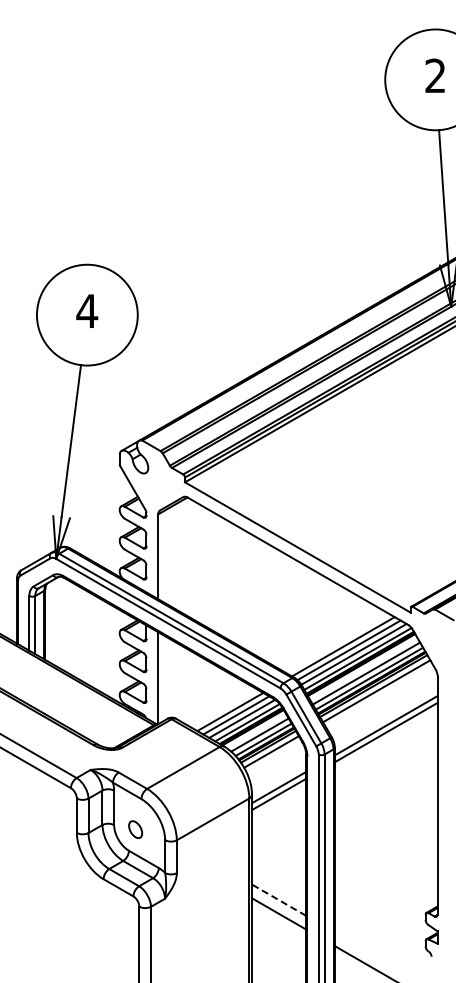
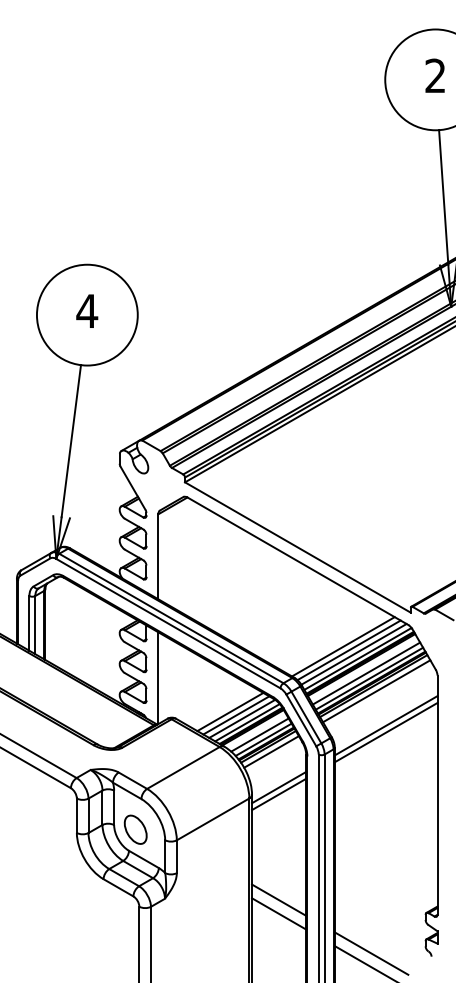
part size: 16x19 px -> 25x31 px (135, 829)
line: dashed -> solid (278, 899)
line: none -> present (371, 953)
